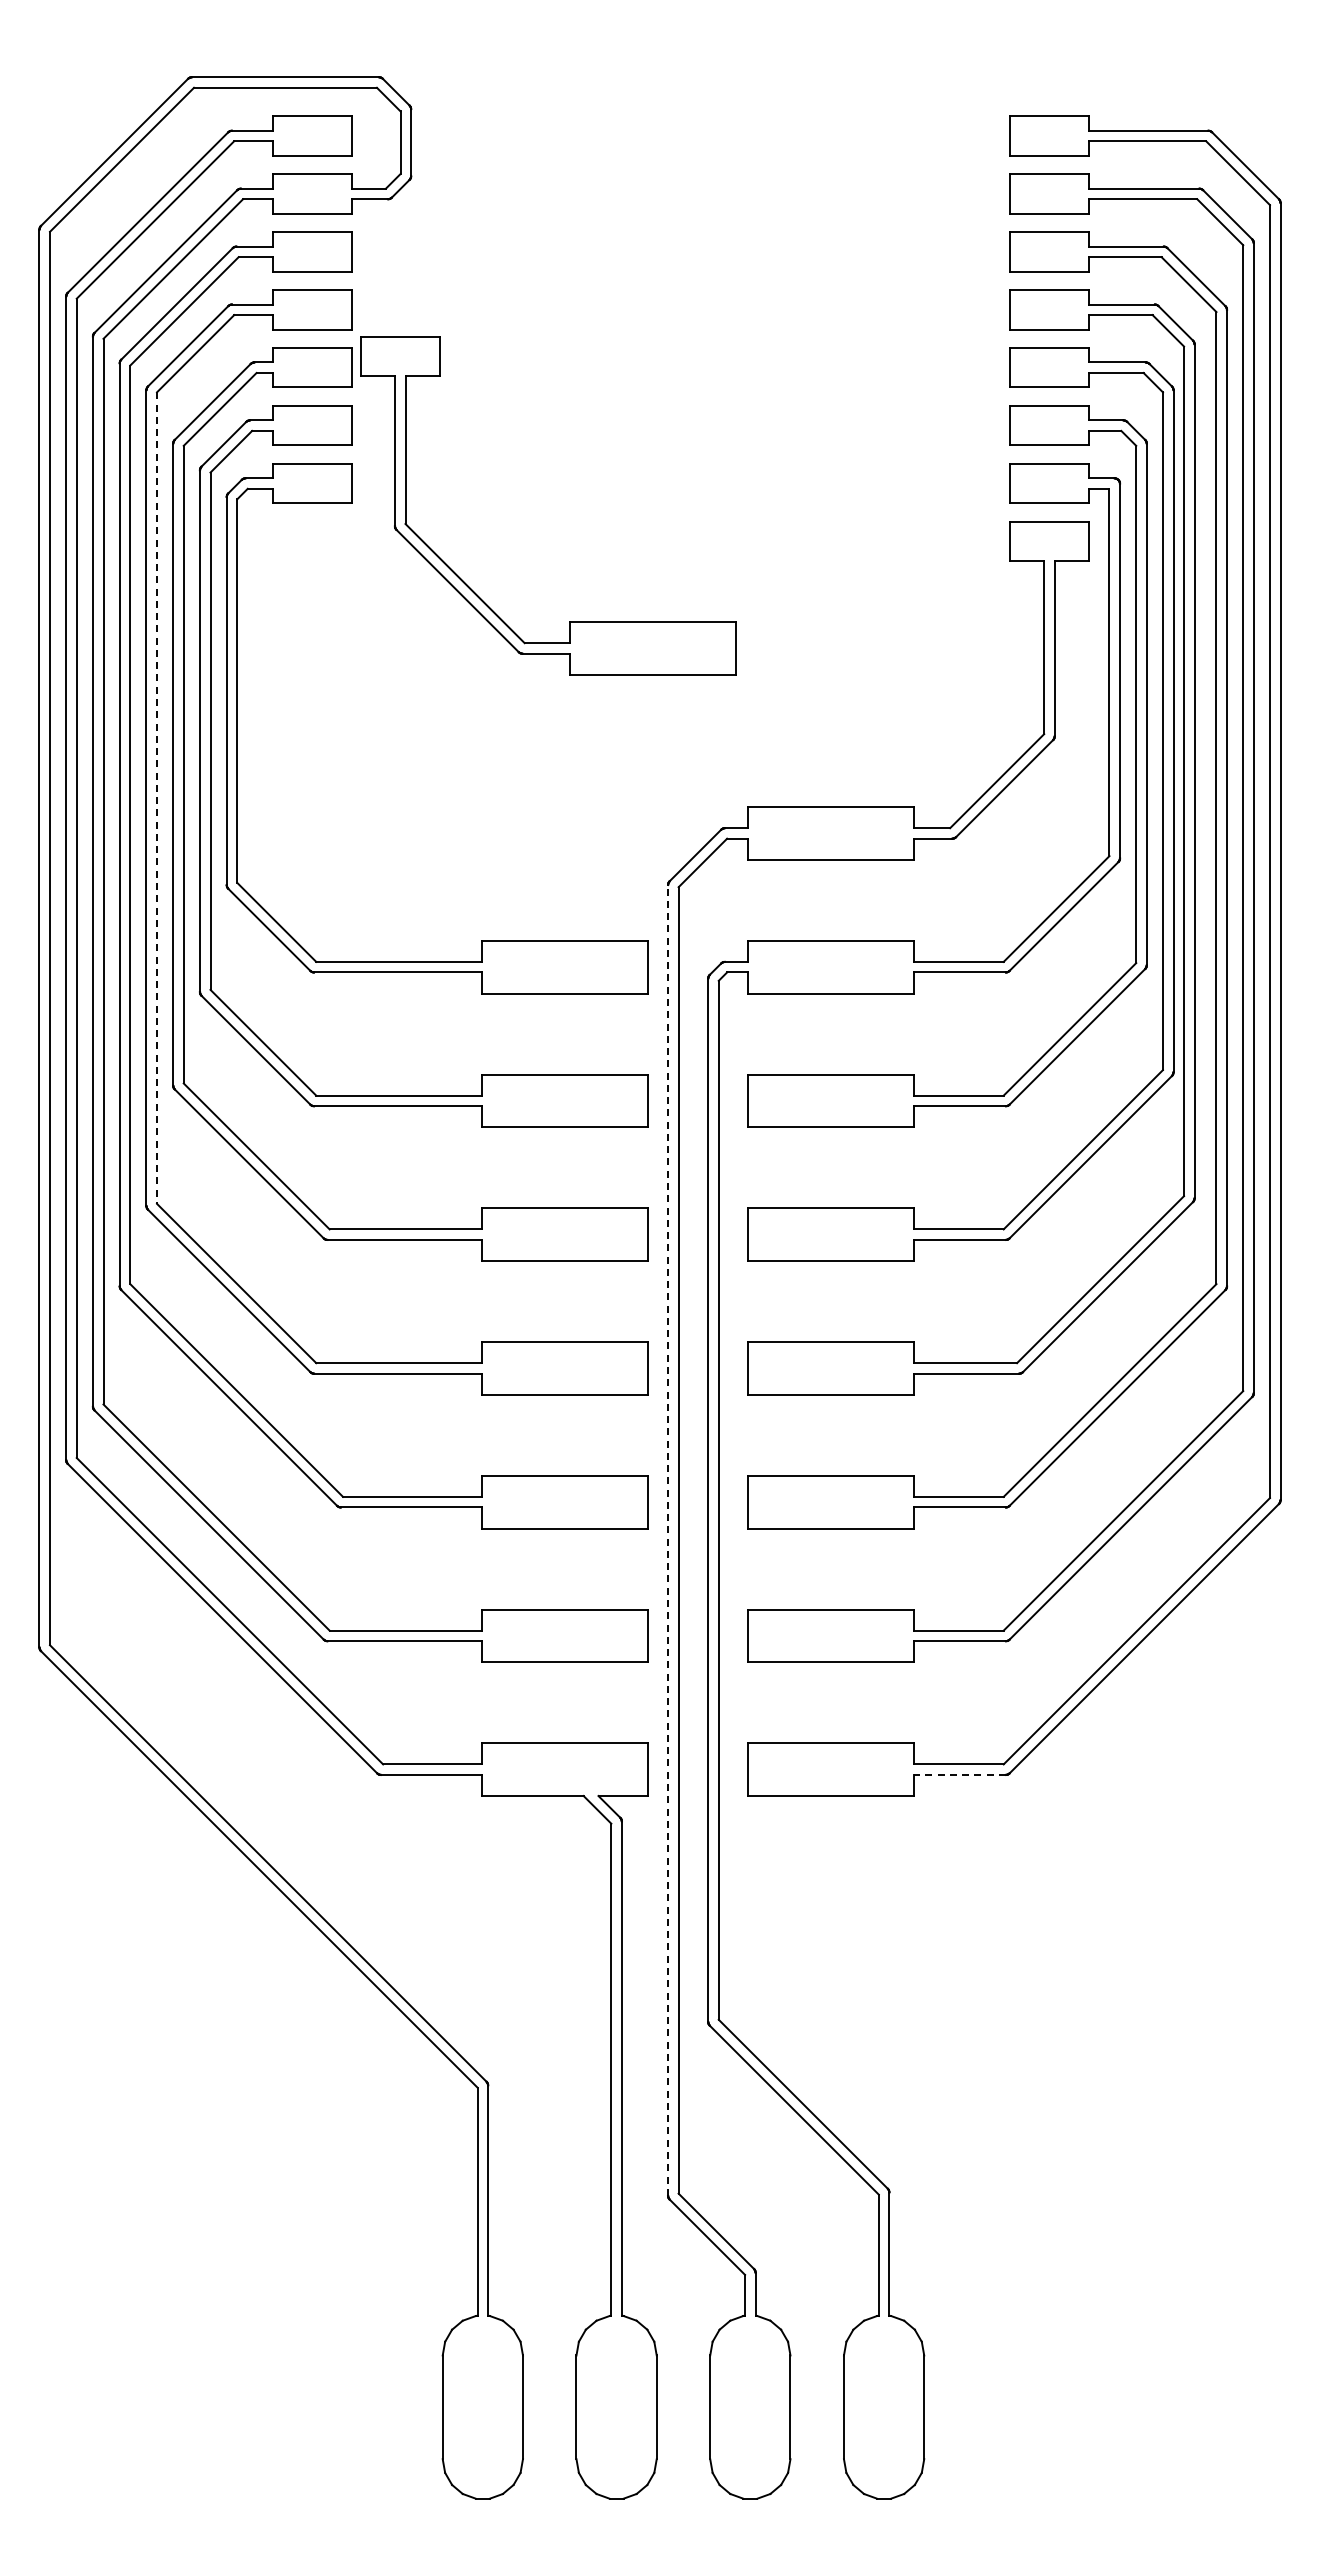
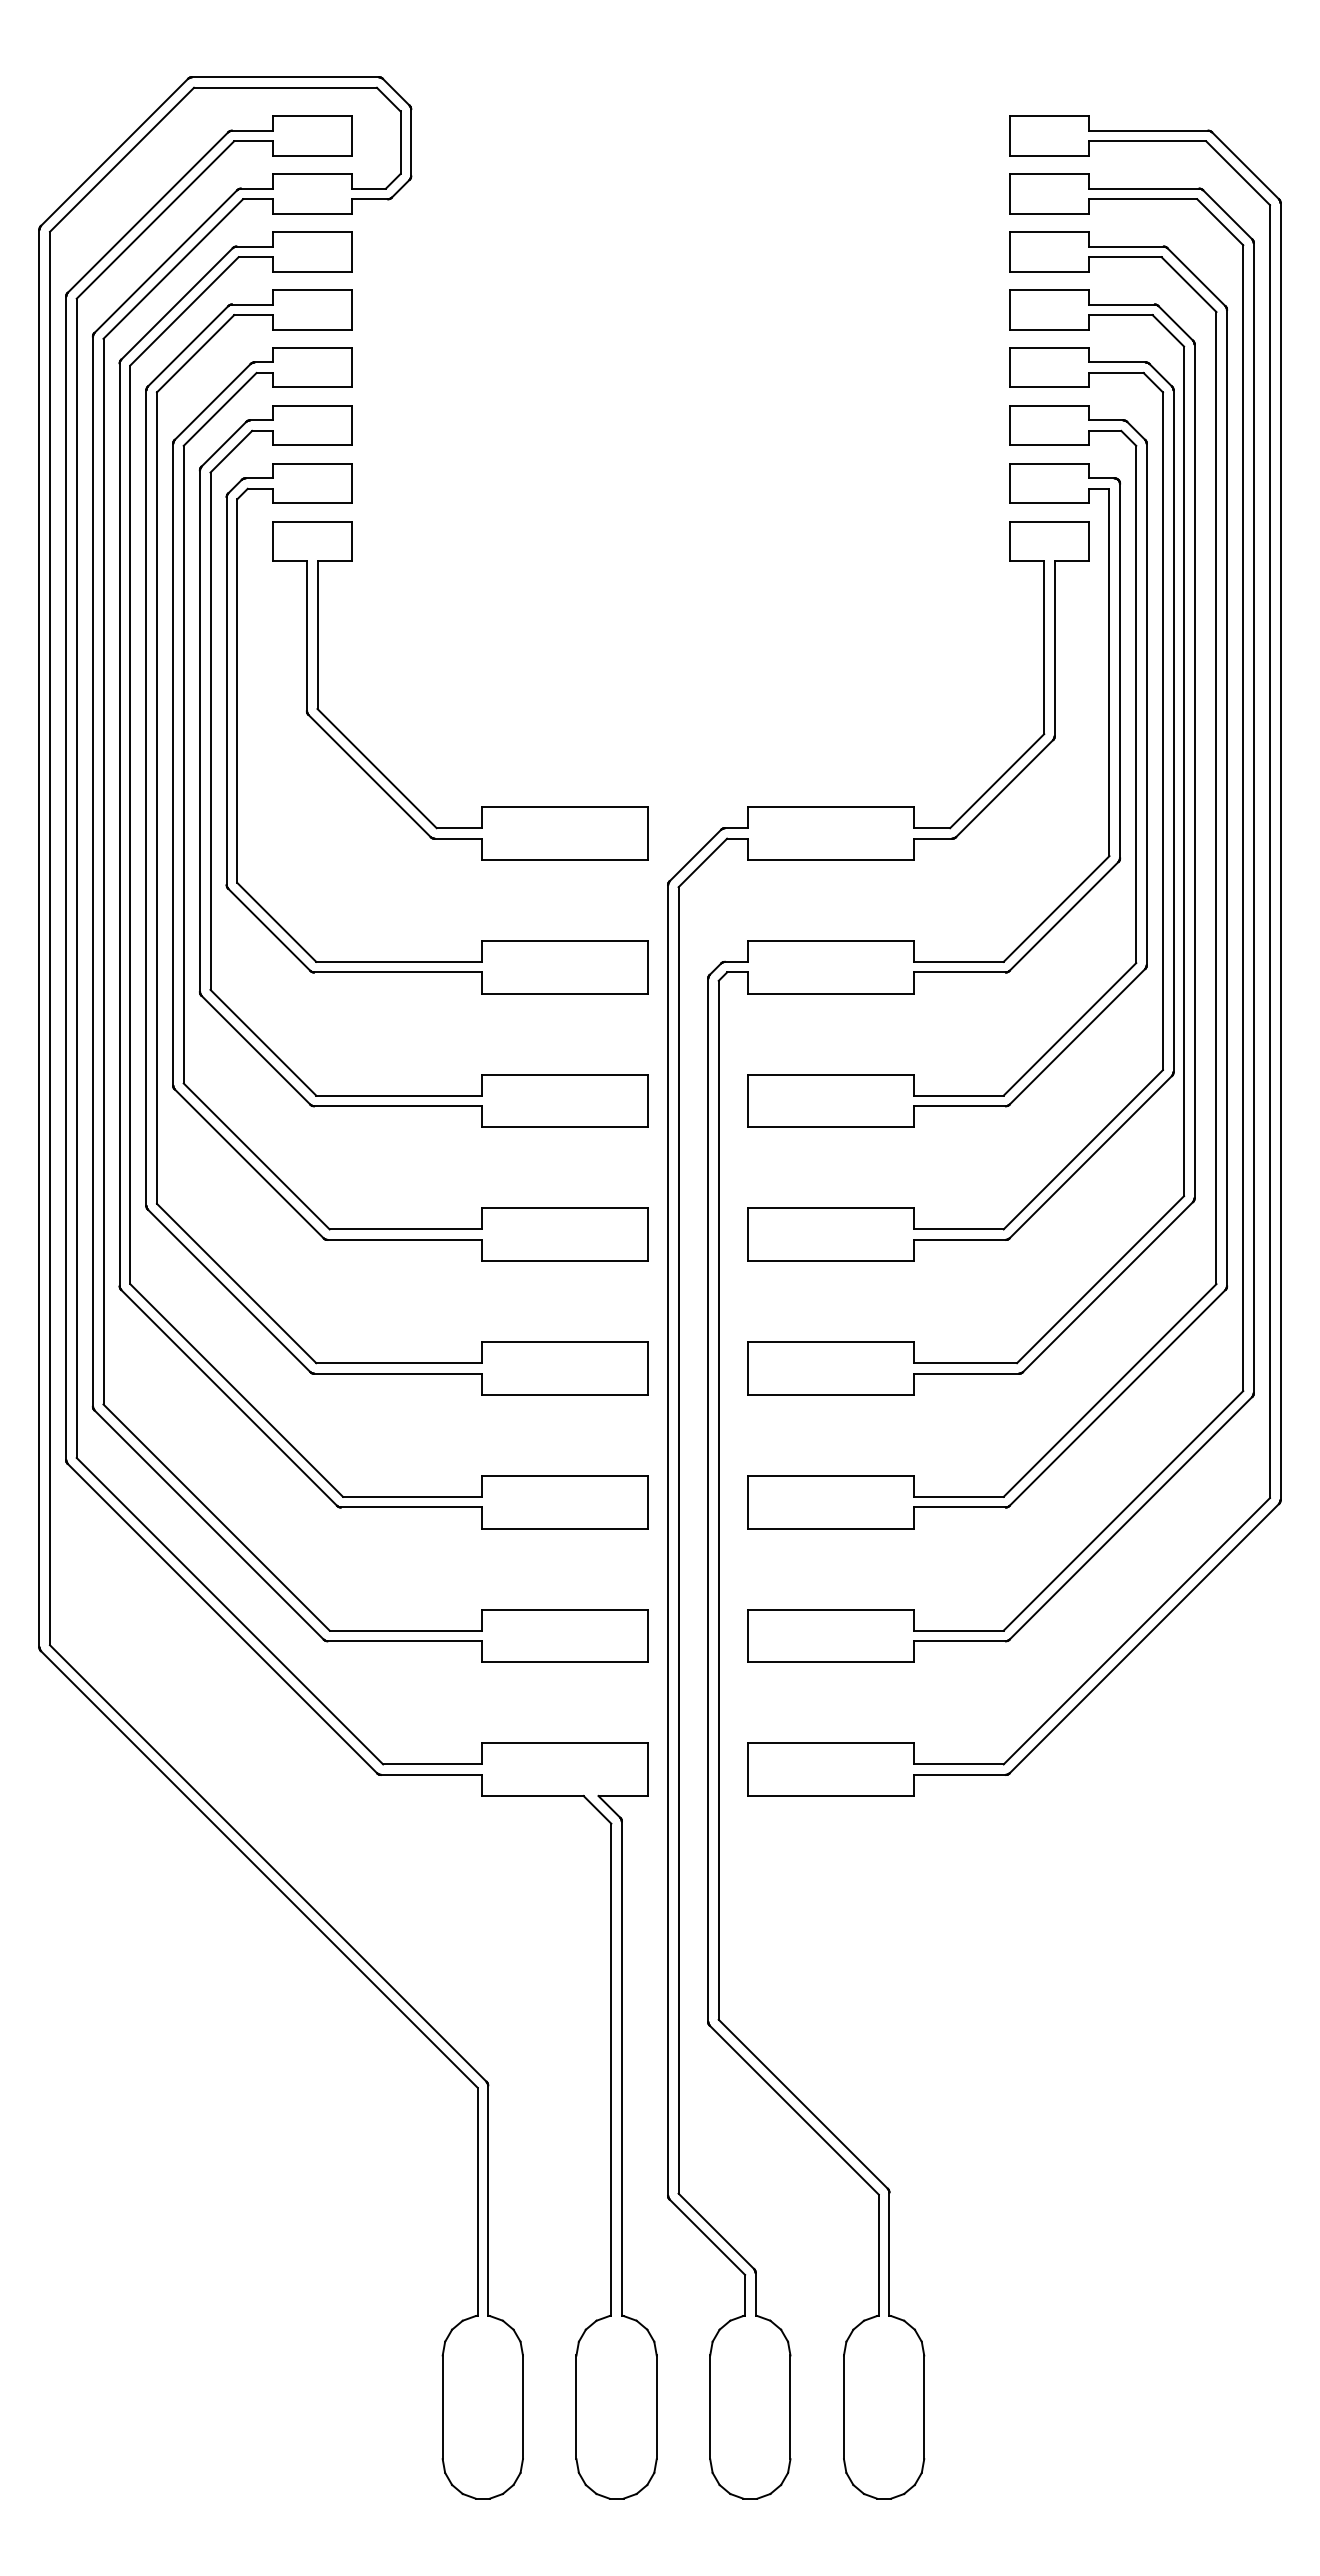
part position: (468, 585) -> (380, 770) (380, 770)
line: dashed -> solid (157, 798)
line: dashed -> solid (668, 1539)
line: dashed -> solid (959, 1774)
